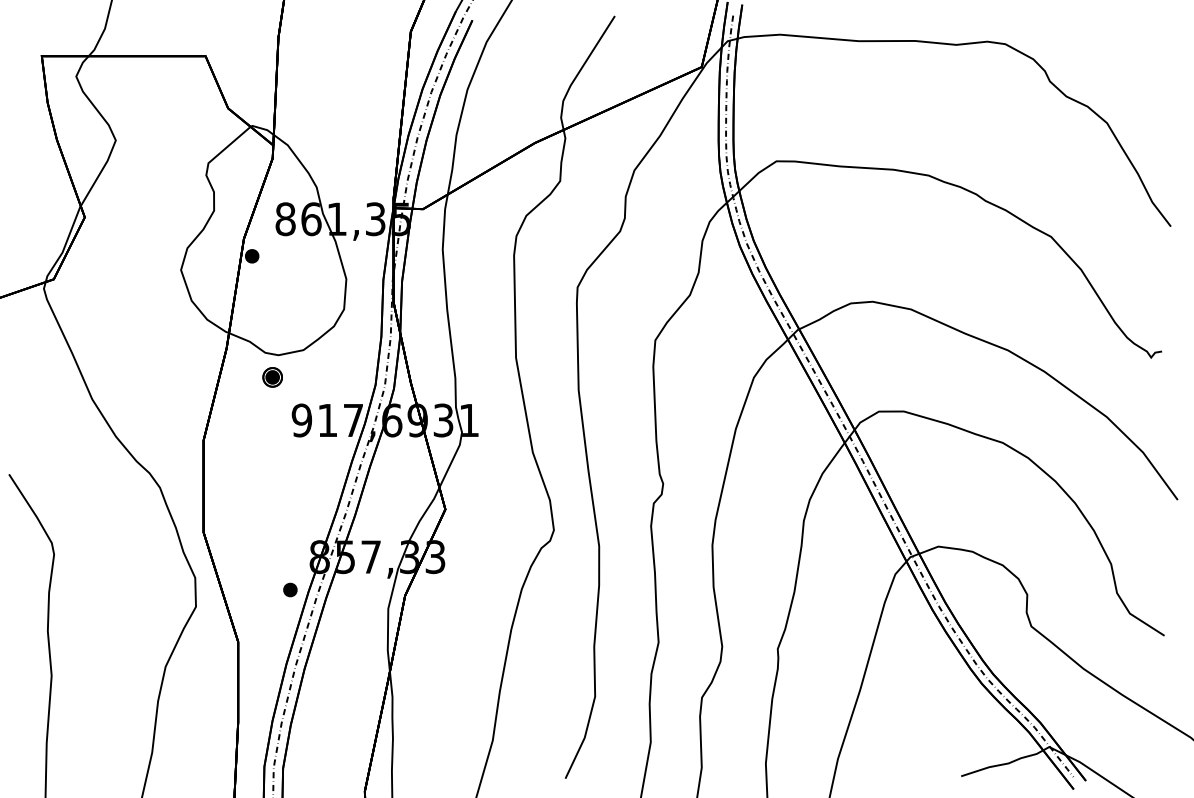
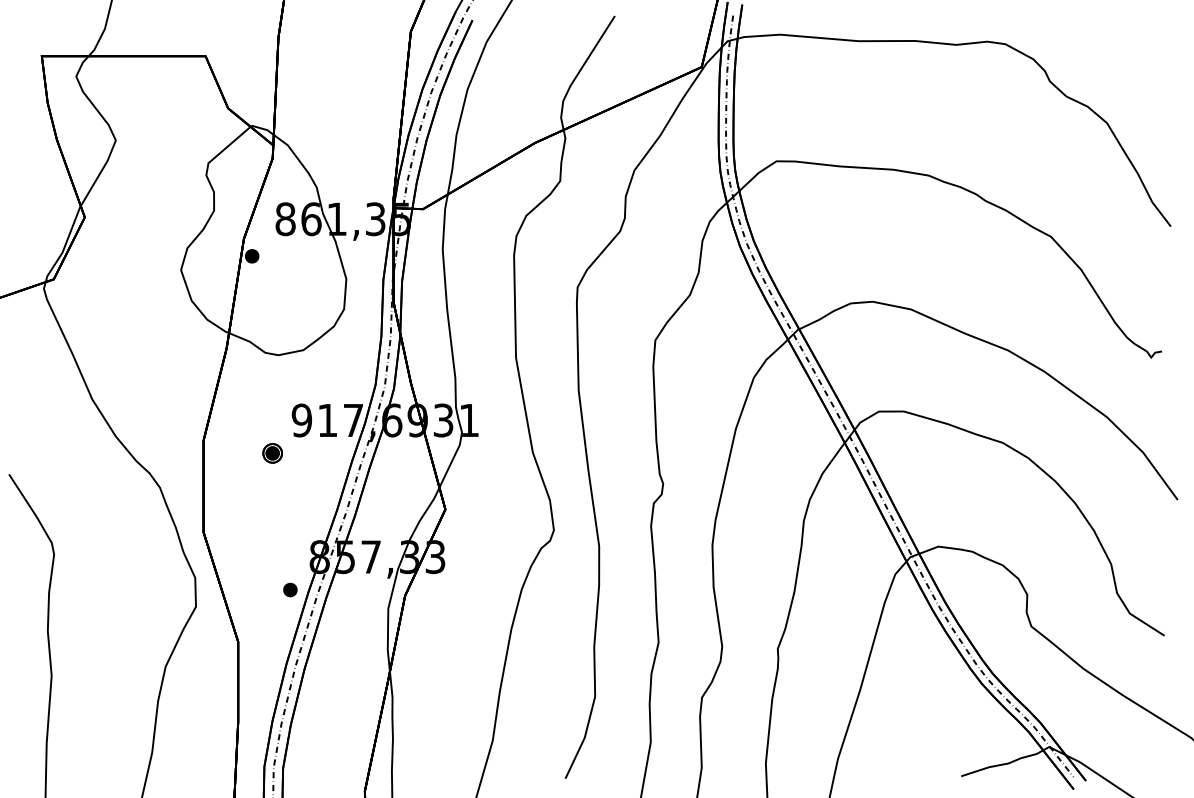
part position: (272, 377) -> (272, 453) (272, 453)
